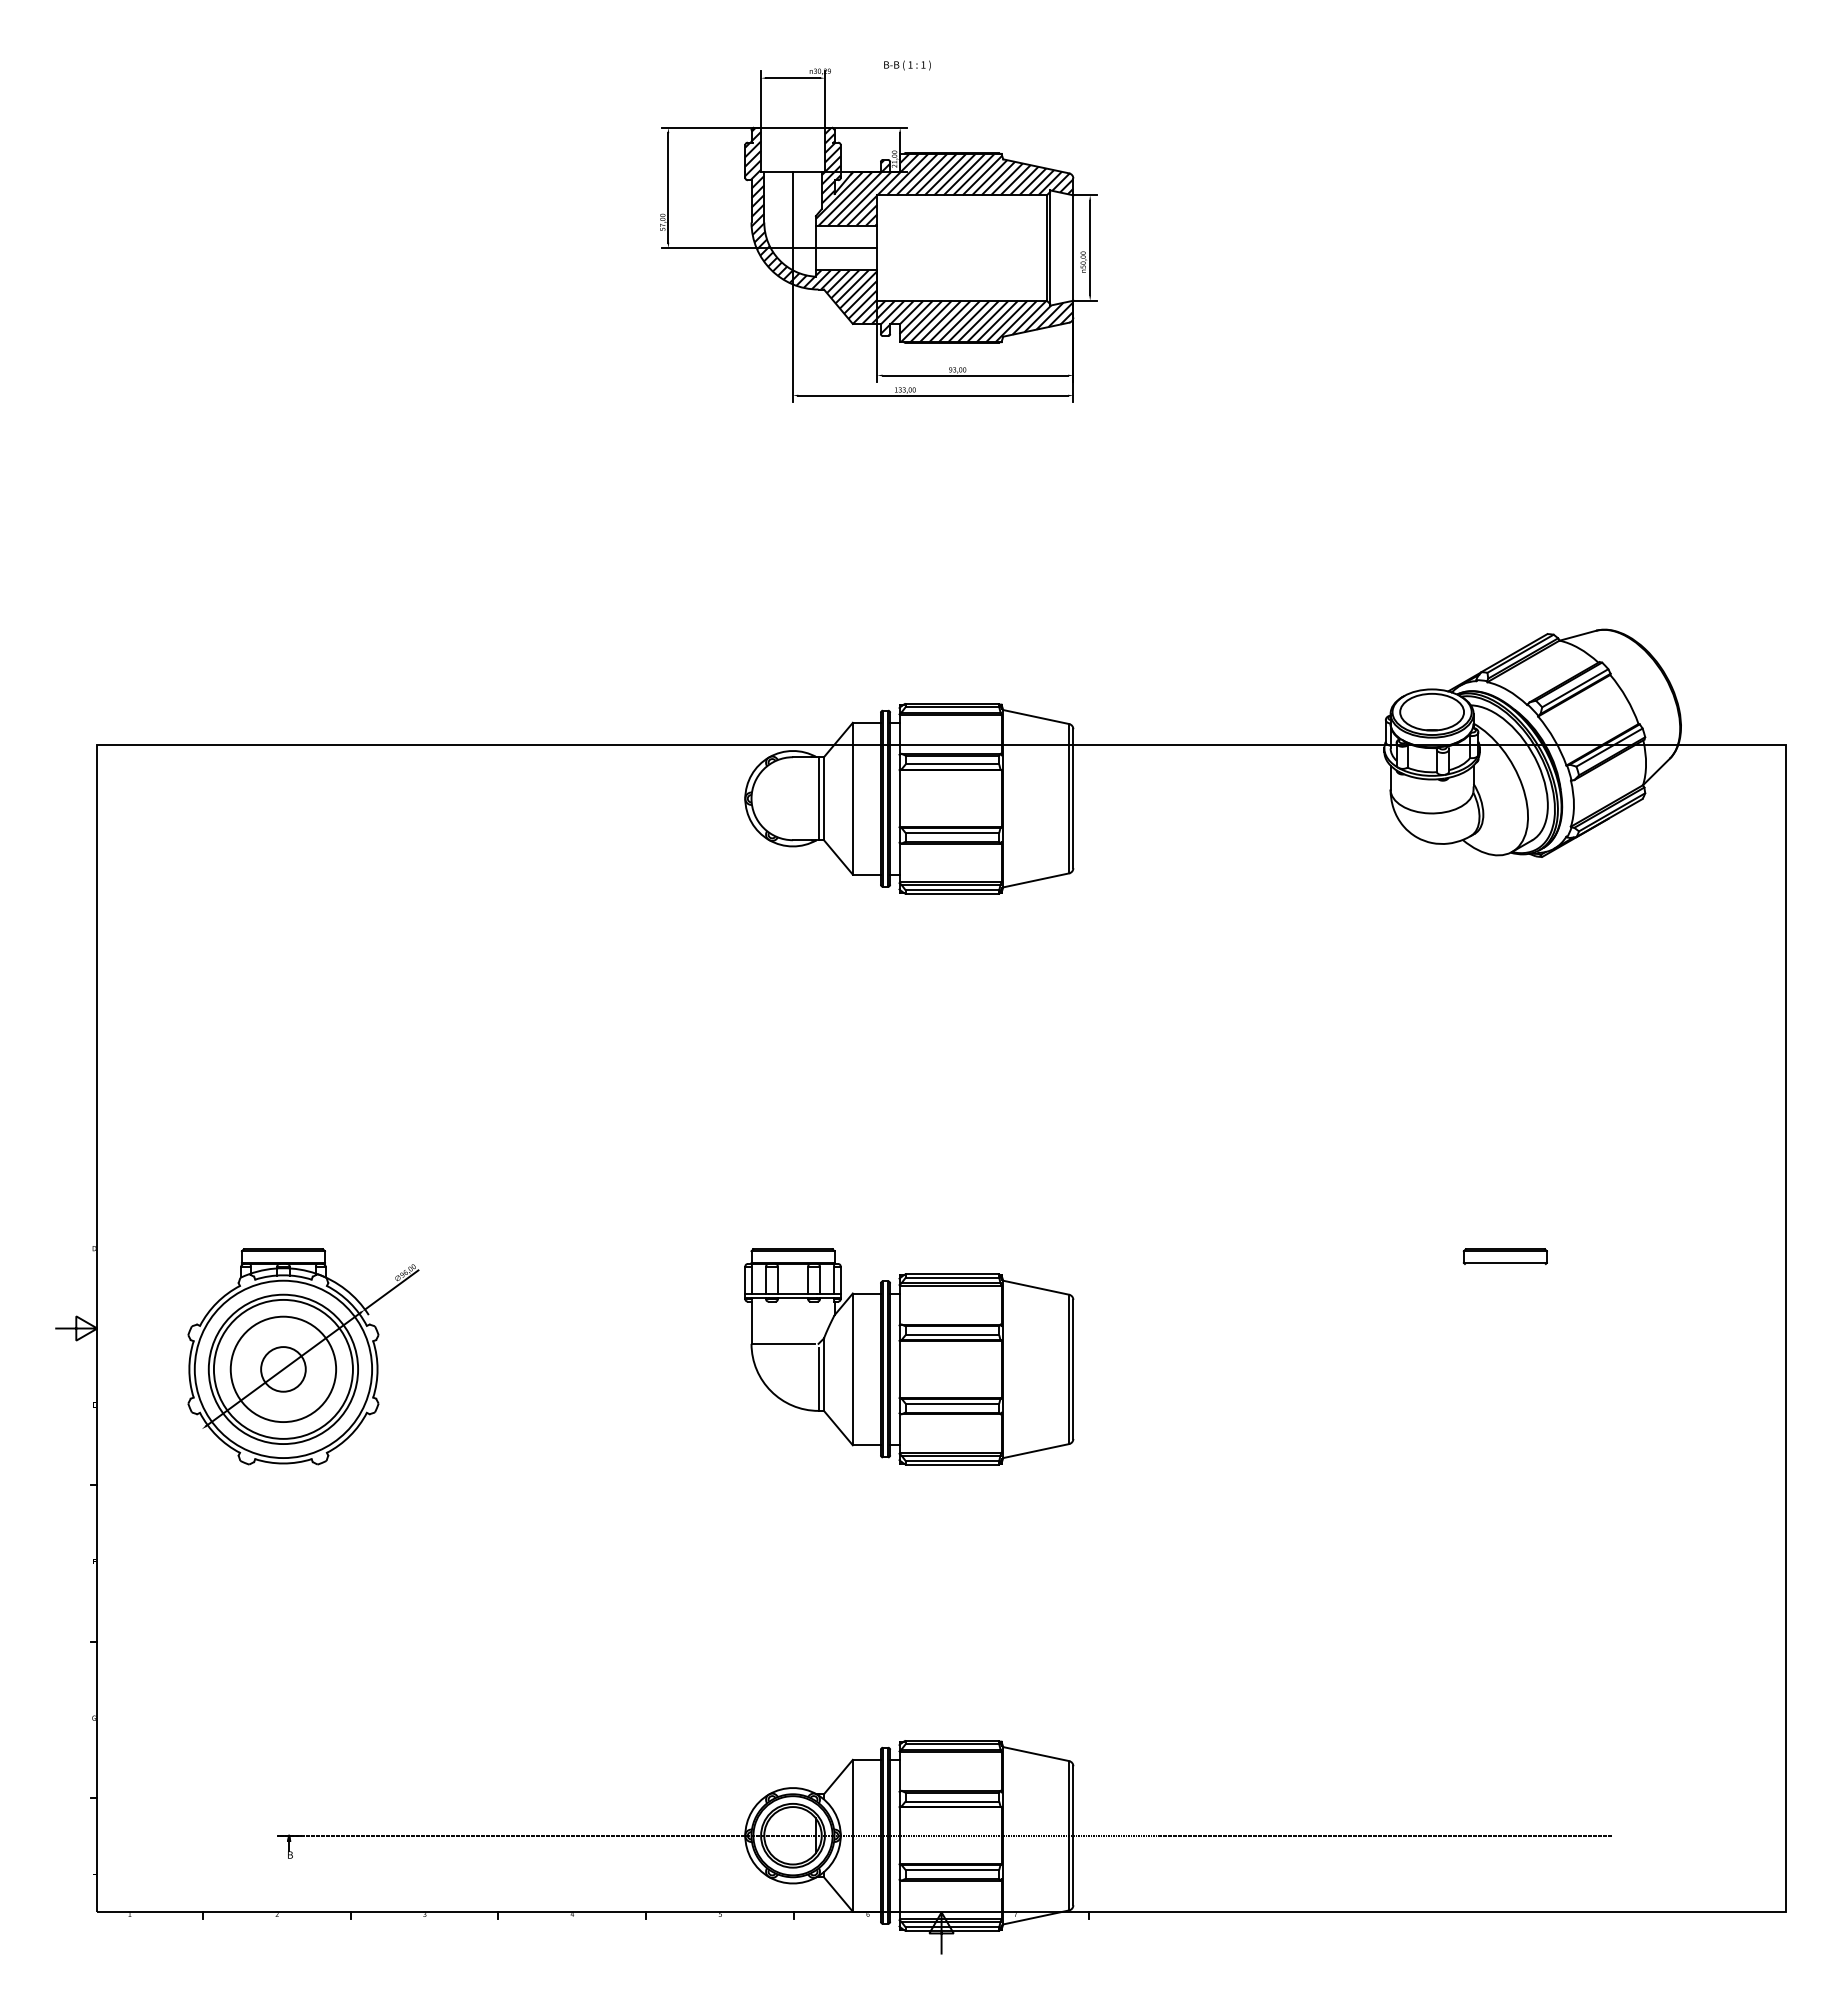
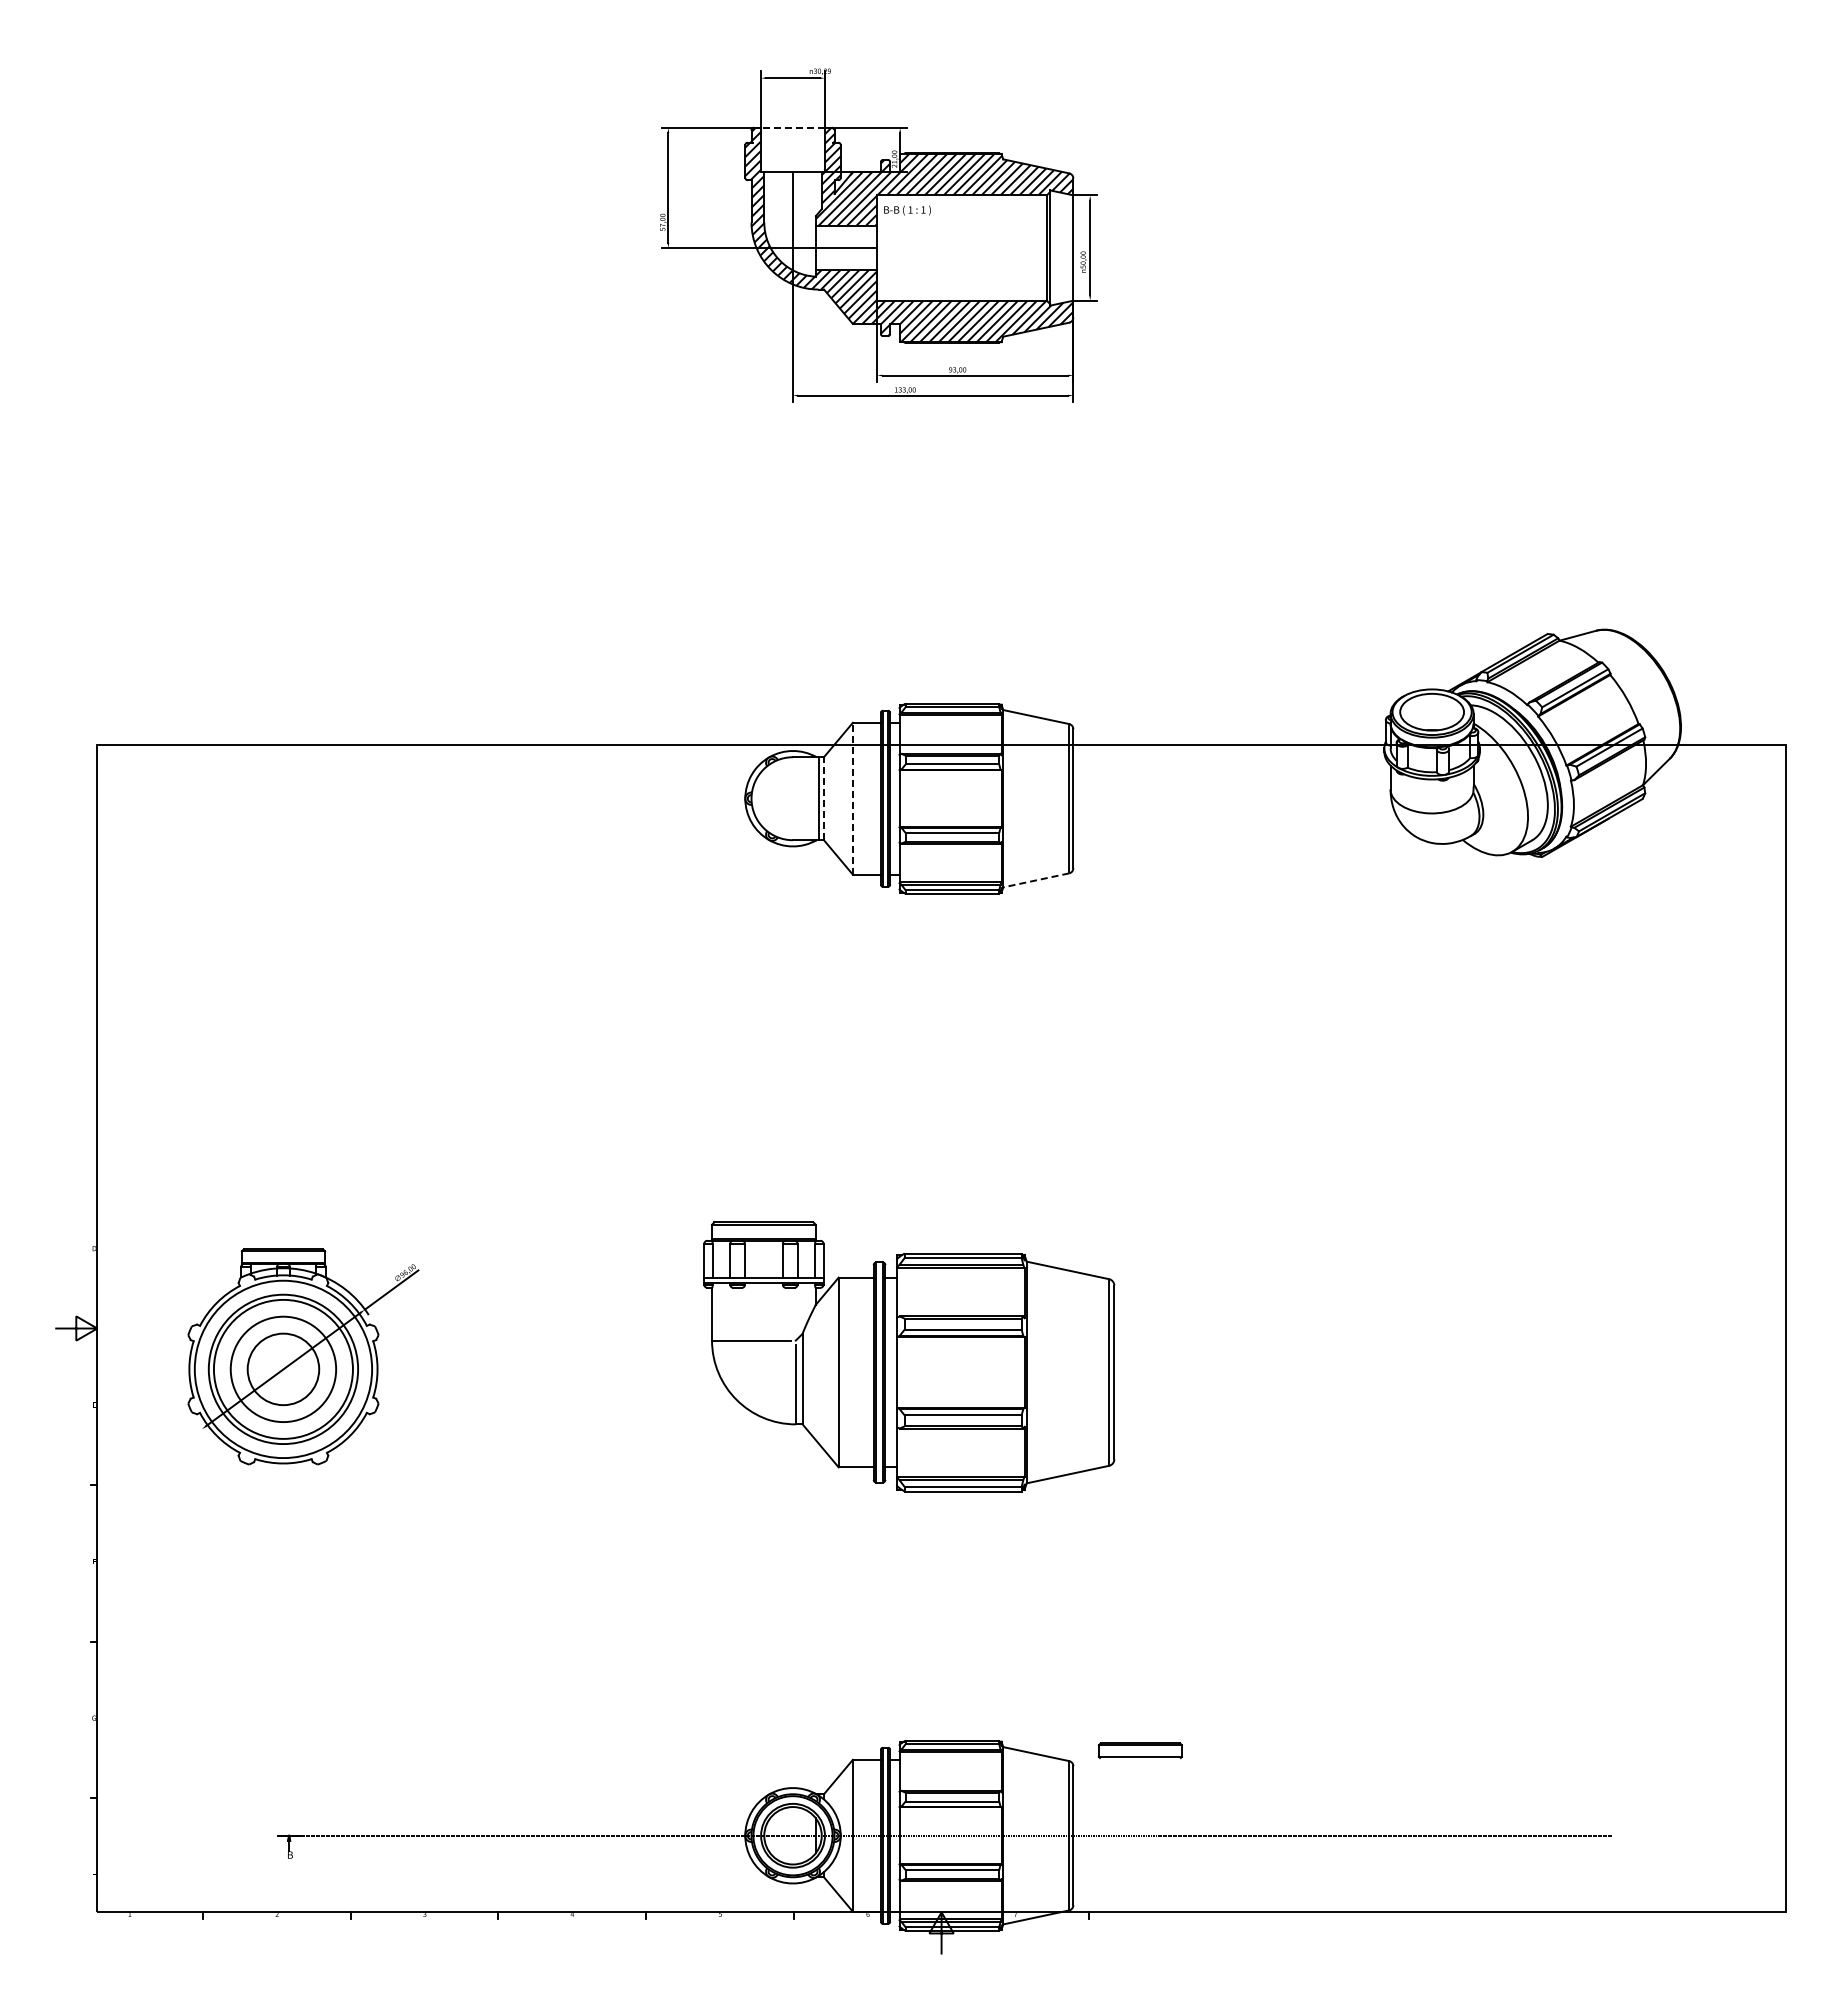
text position: (907, 65) -> (907, 210) (907, 210)
line: solid -> dashed (793, 127)
line: solid -> dashed (823, 798)
line: solid -> dashed (852, 798)
line: solid -> dashed (1036, 880)
part position: (1504, 1256) -> (1139, 1750) (1139, 1750)
part size: 331x218 px -> 413x272 px (909, 1356)
circle diameter: 45 px -> 72 px (283, 1369)
